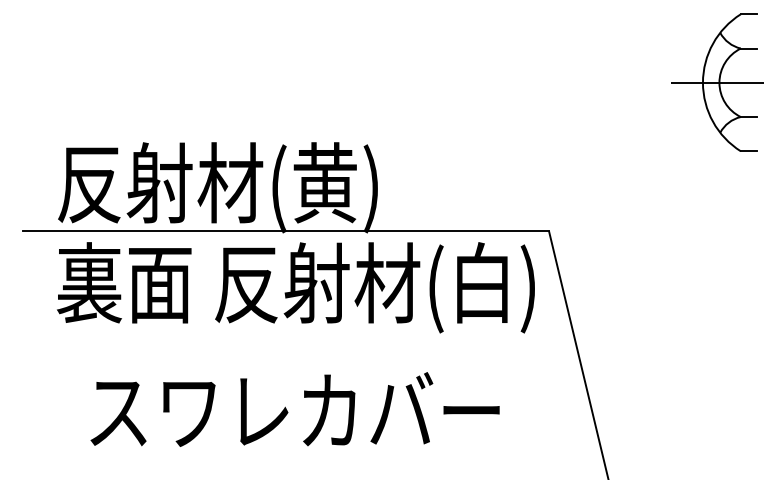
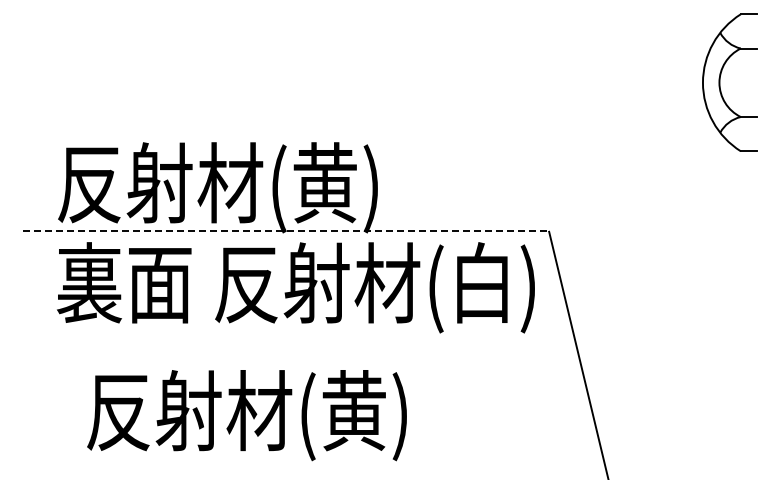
line: present -> none (715, 82)
line: solid -> dashed (286, 230)
text: スワレカバー -> 反射材(黄) (293, 415)
